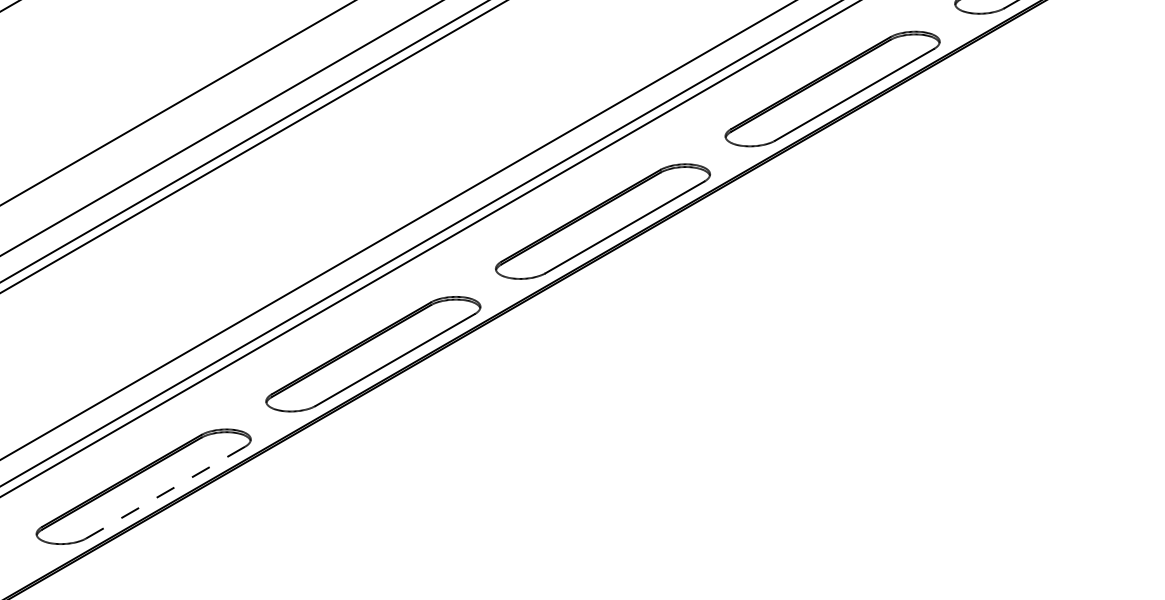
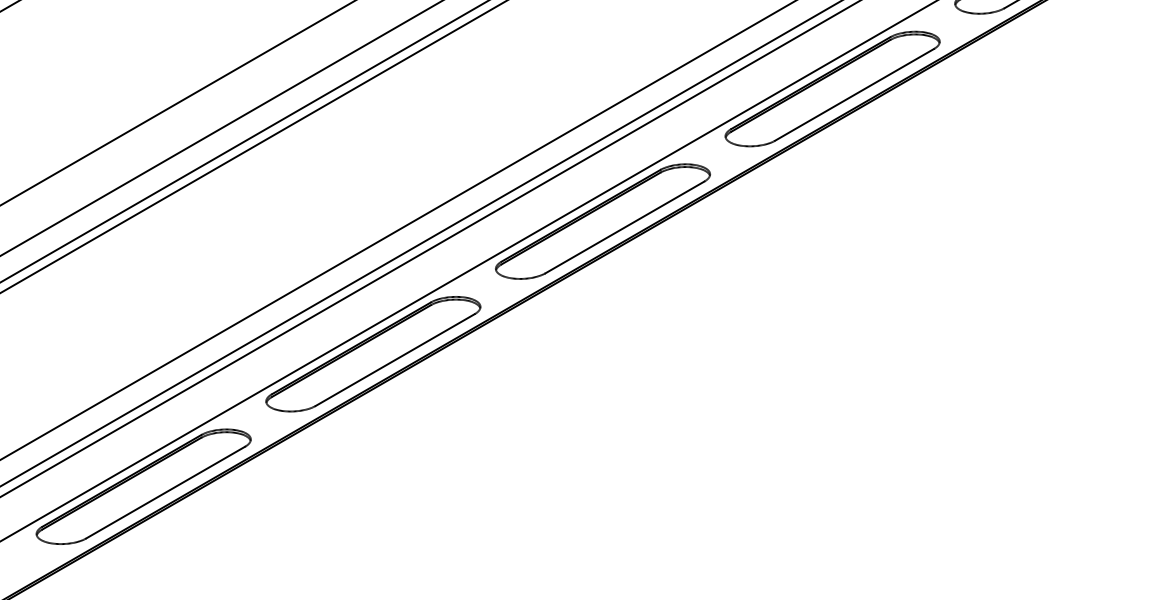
line: none -> present (468, 271)
line: dashed -> solid (165, 492)
